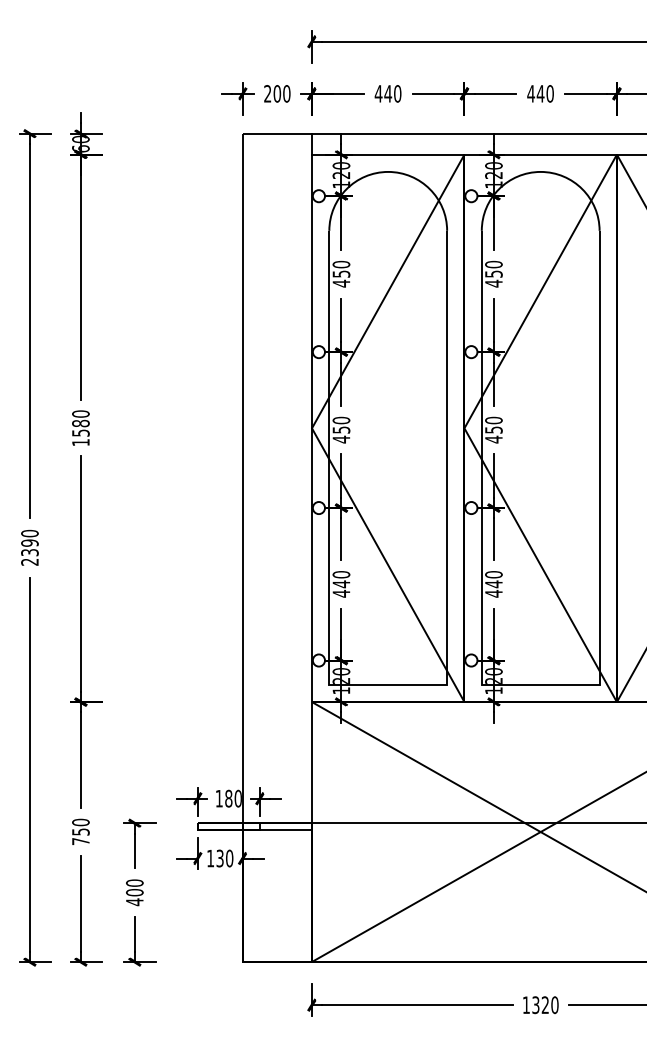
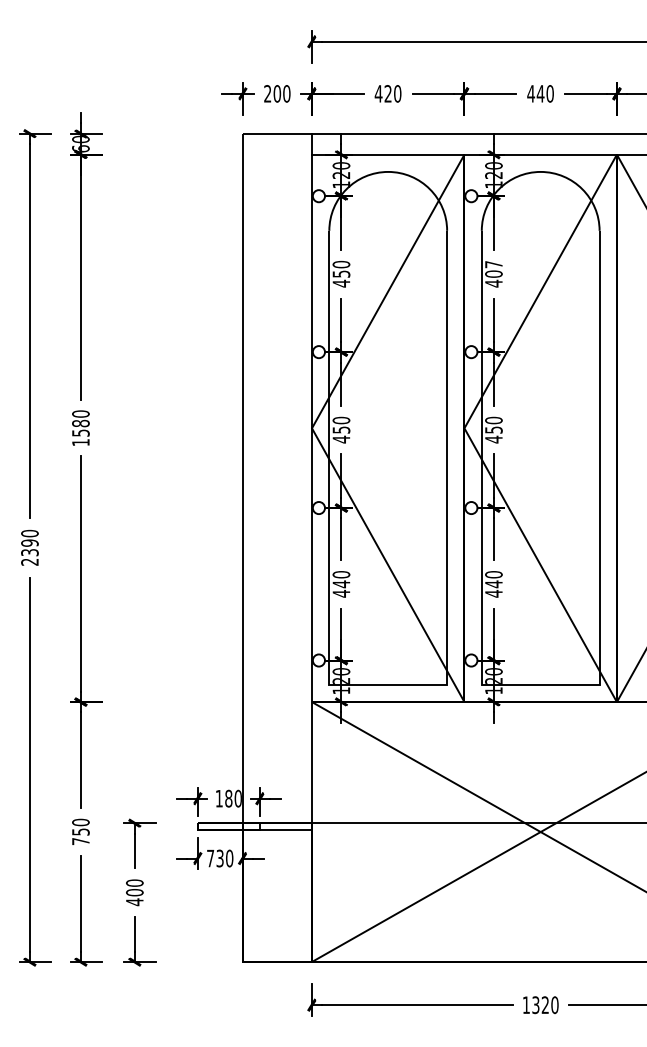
text: 440 -> 420 (388, 93)
text: 450 -> 407 (493, 268)
text: 130 -> 730 (210, 858)
